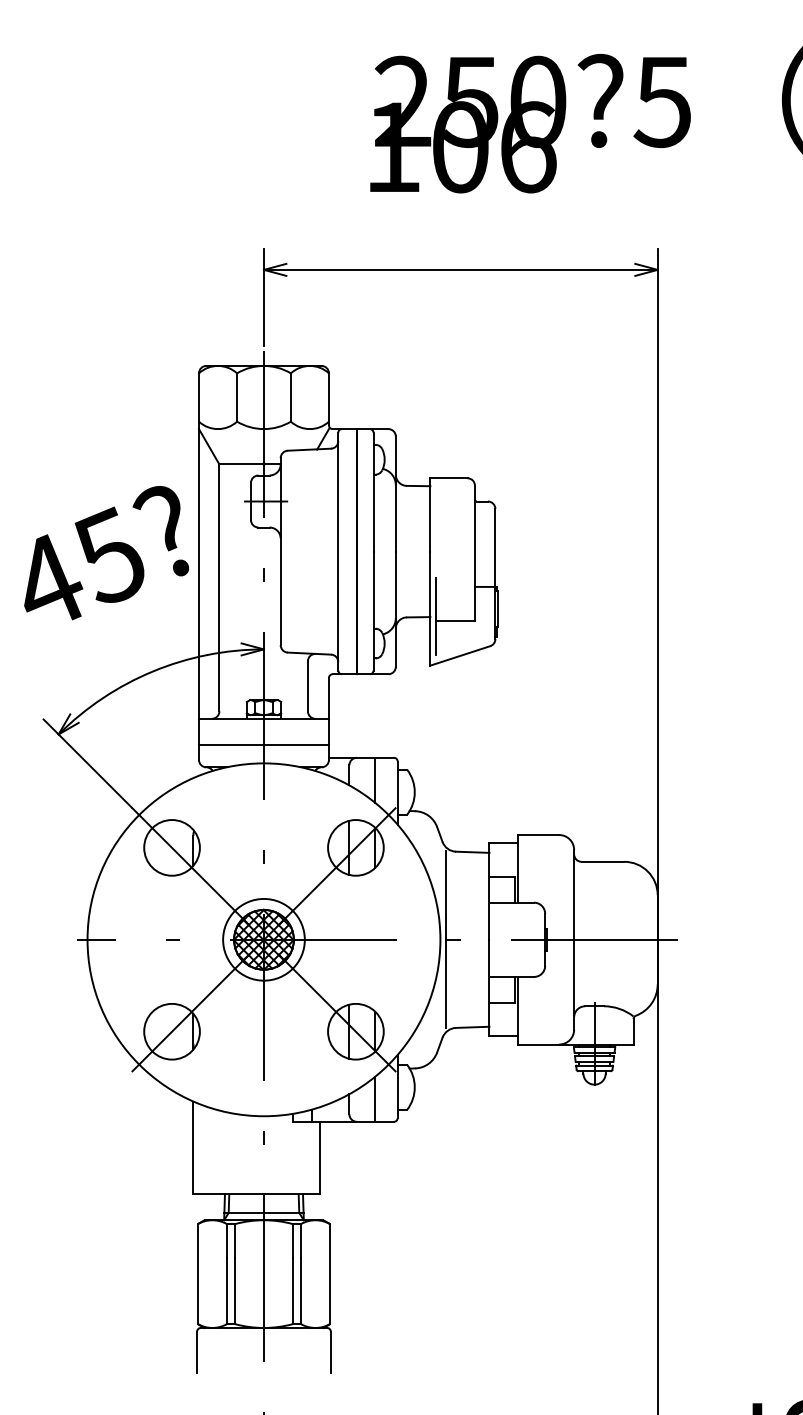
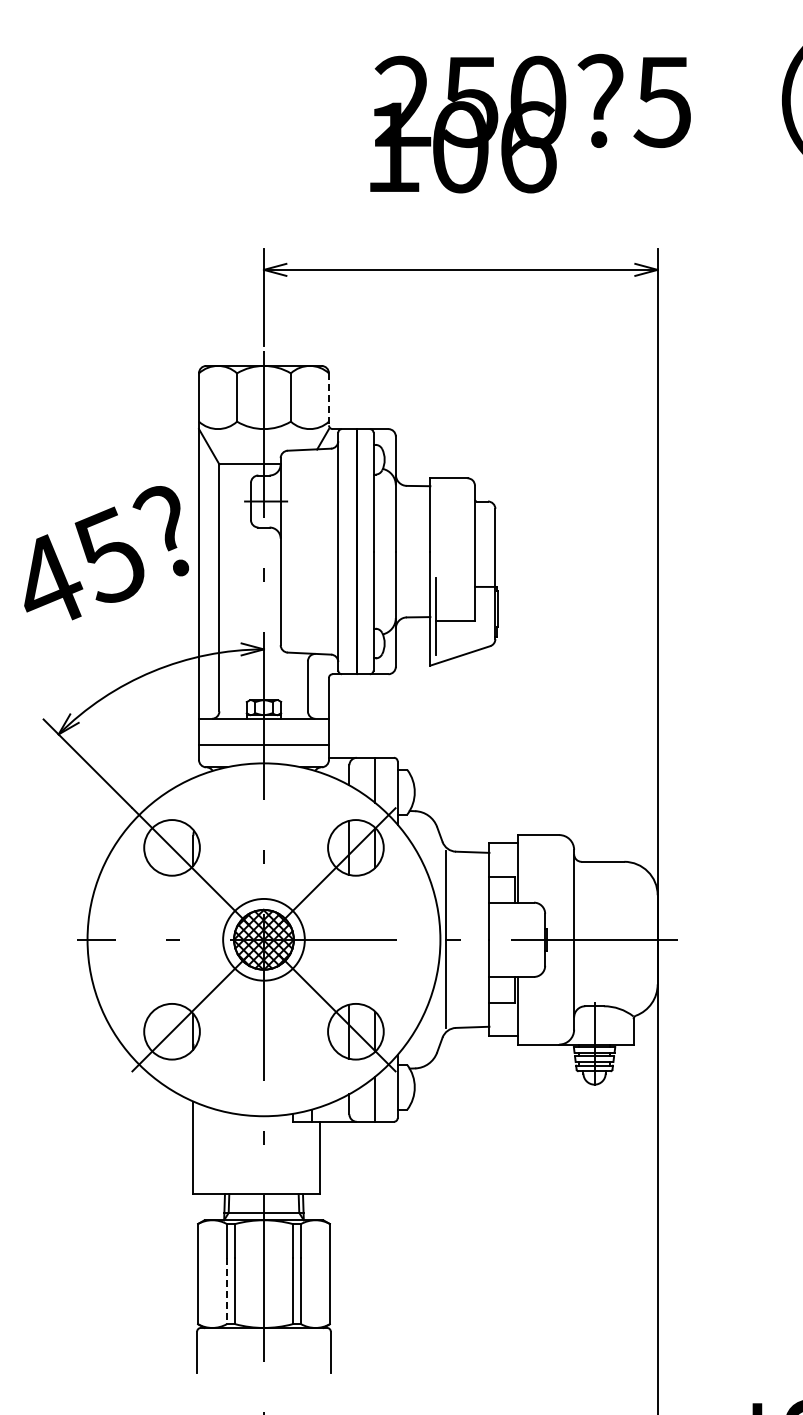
line: solid -> dashed (328, 399)
line: solid -> dashed (226, 1291)
